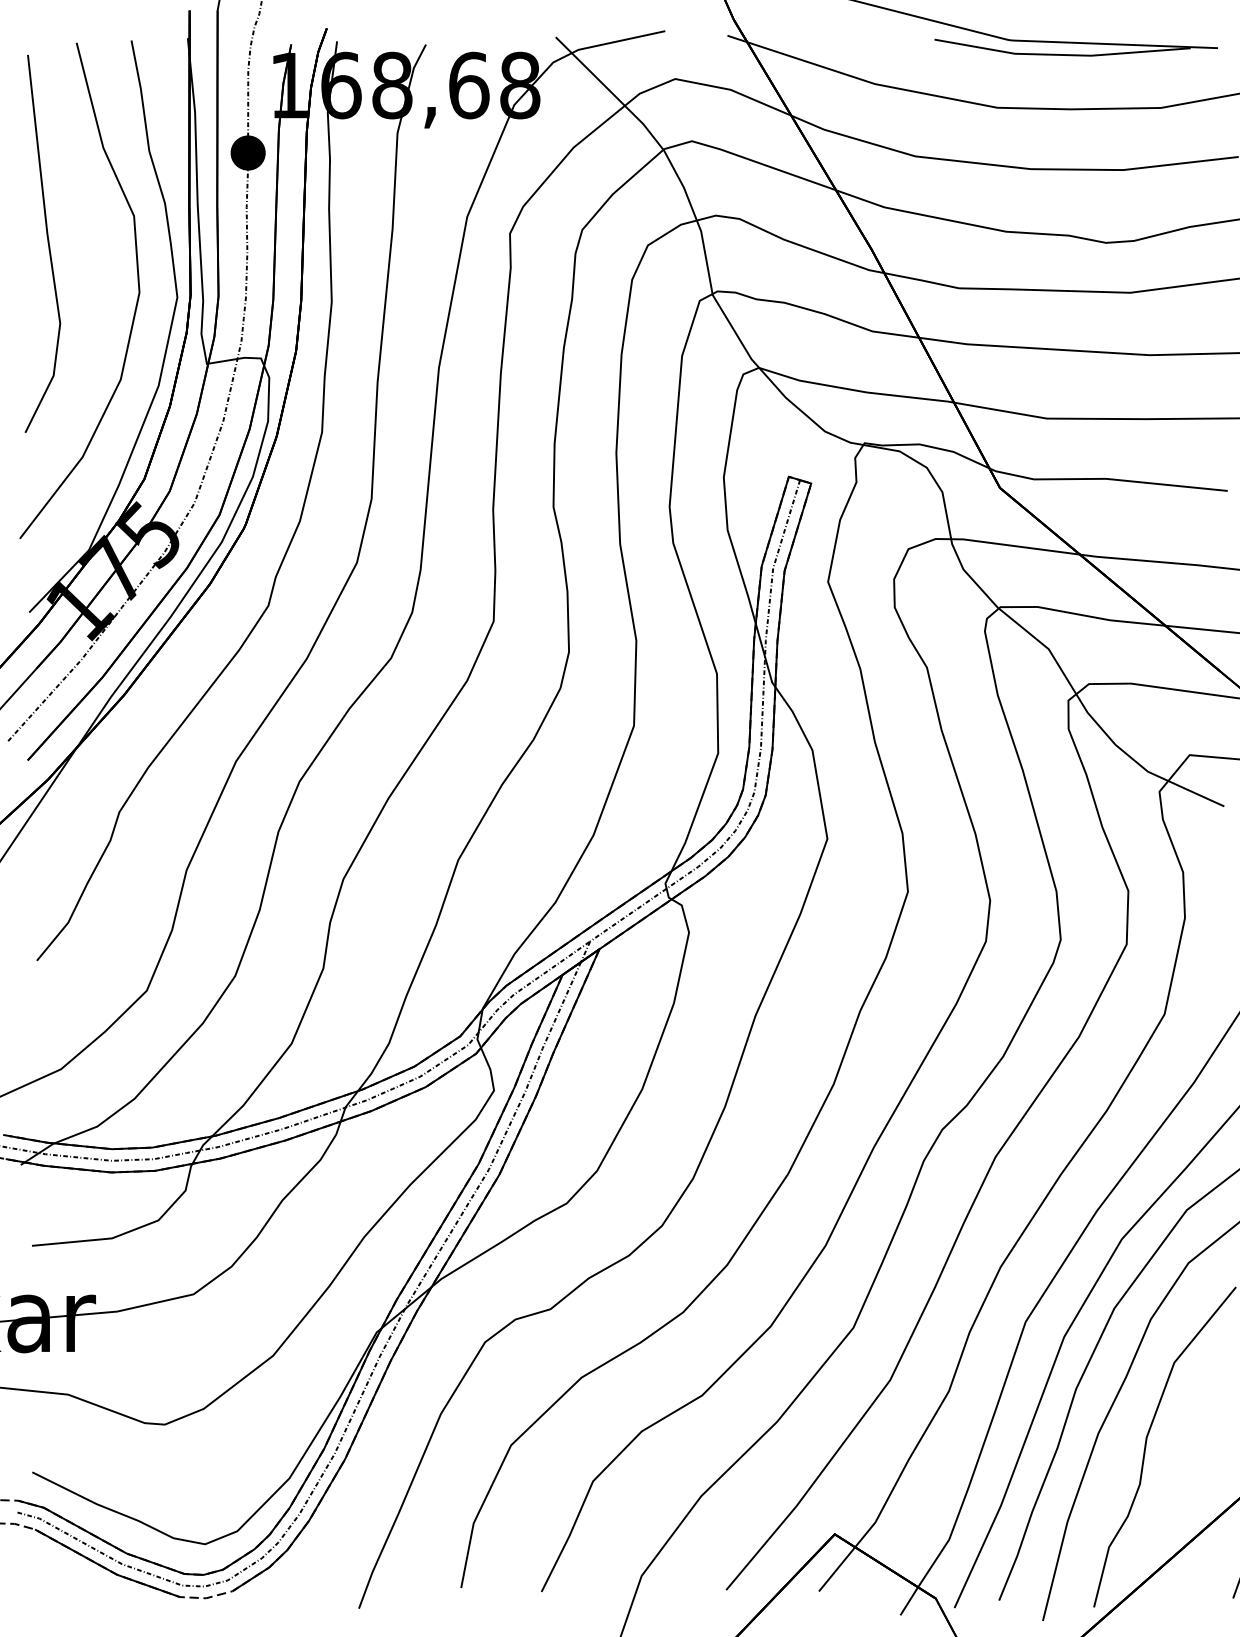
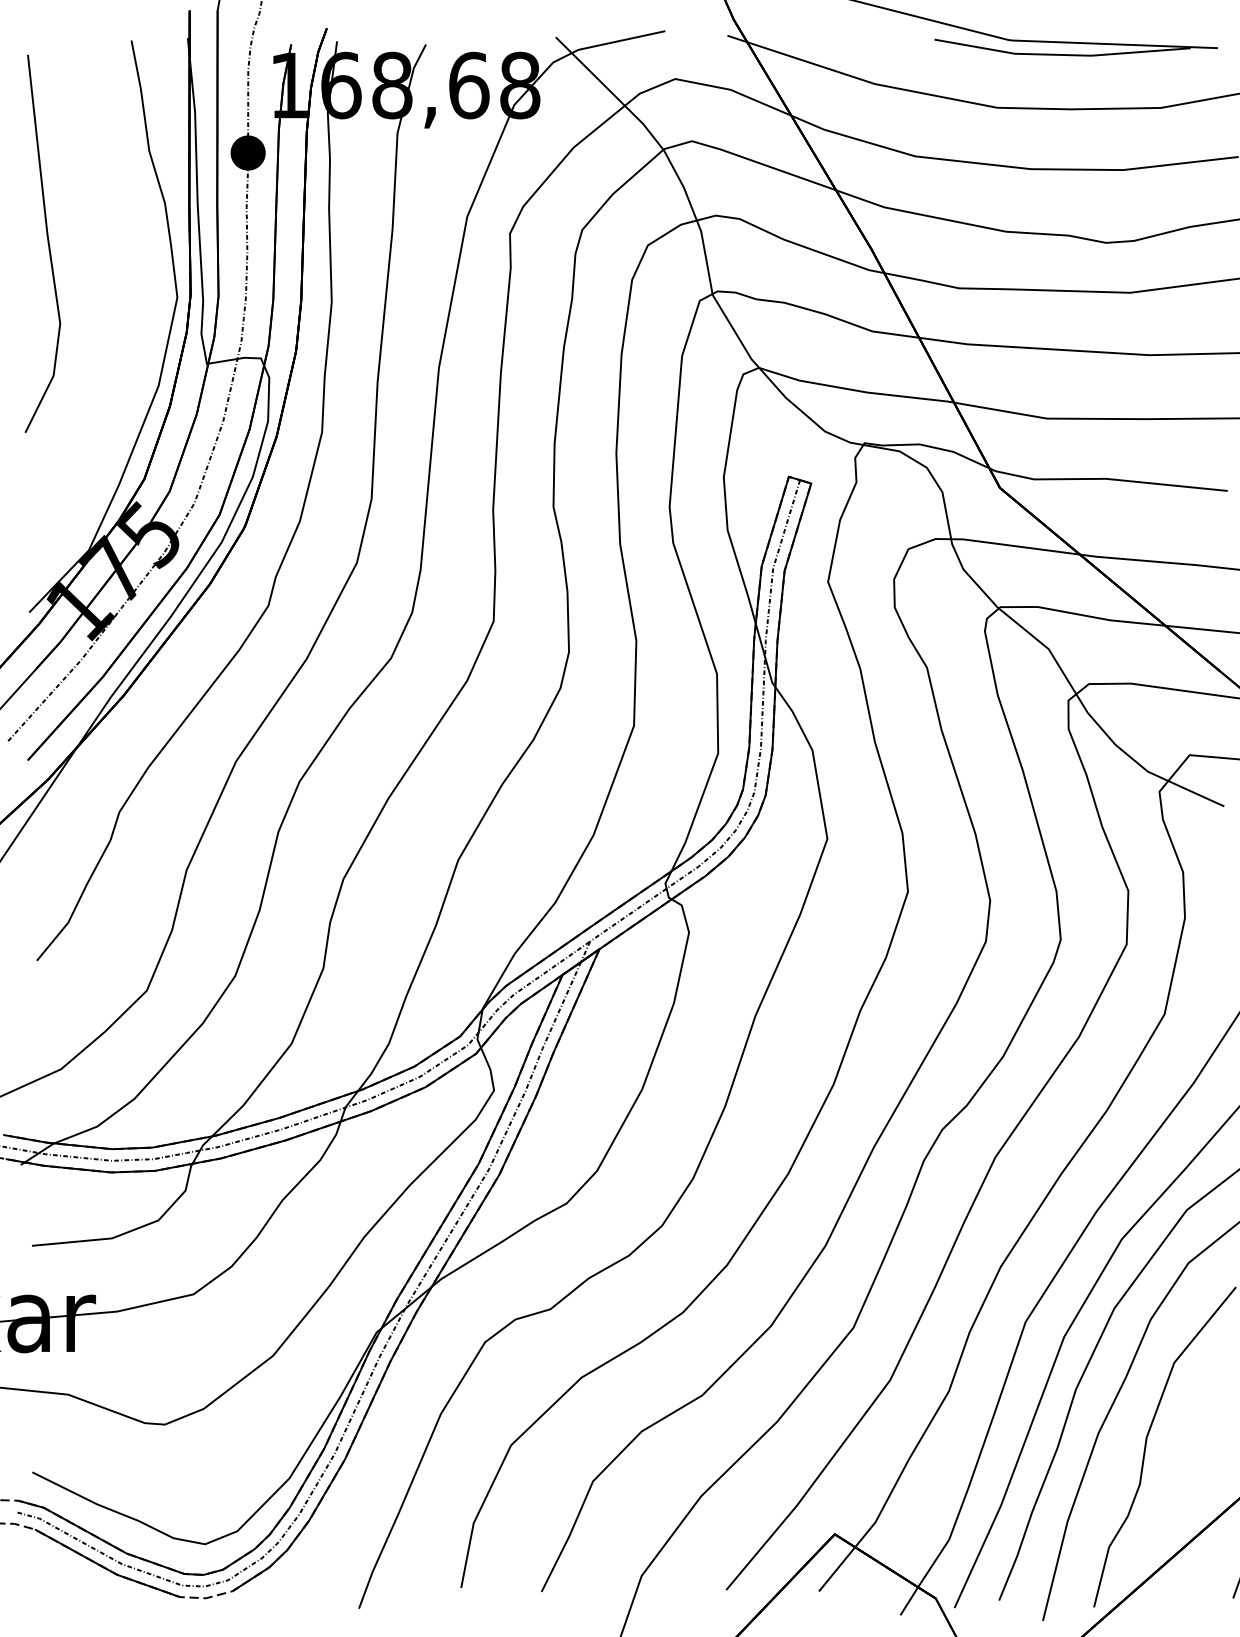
part: present -> none (136, 300)
